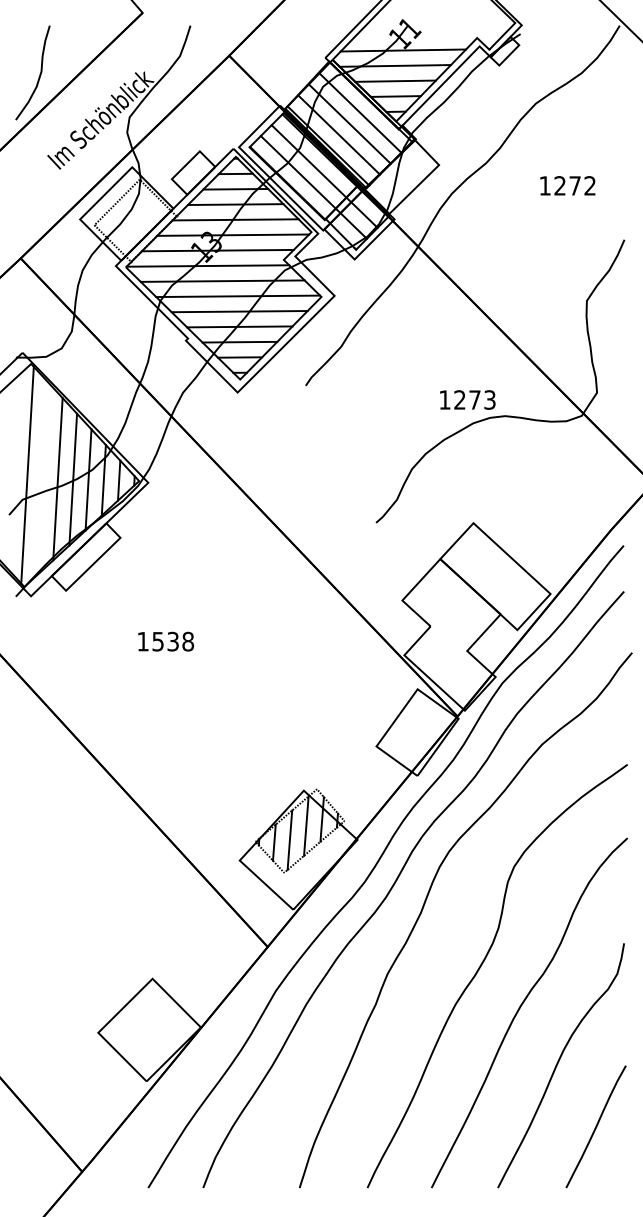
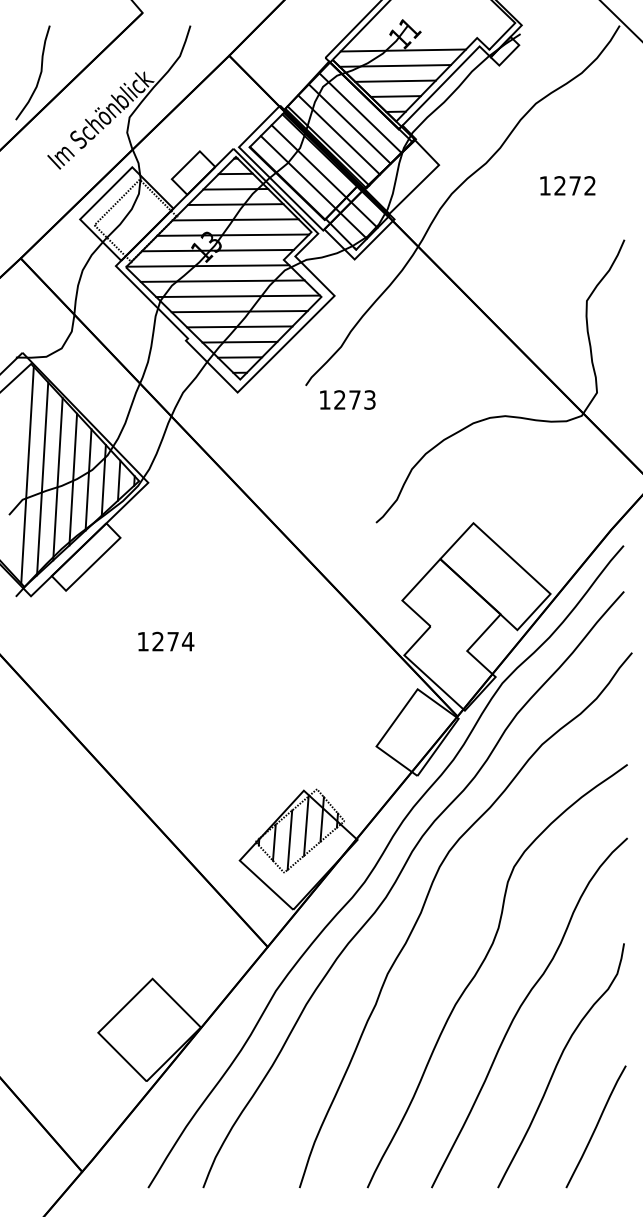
text position: (467, 399) -> (347, 399) (347, 399)
line: none -> present (42, 478)
text: 1538 -> 1274 (173, 641)
